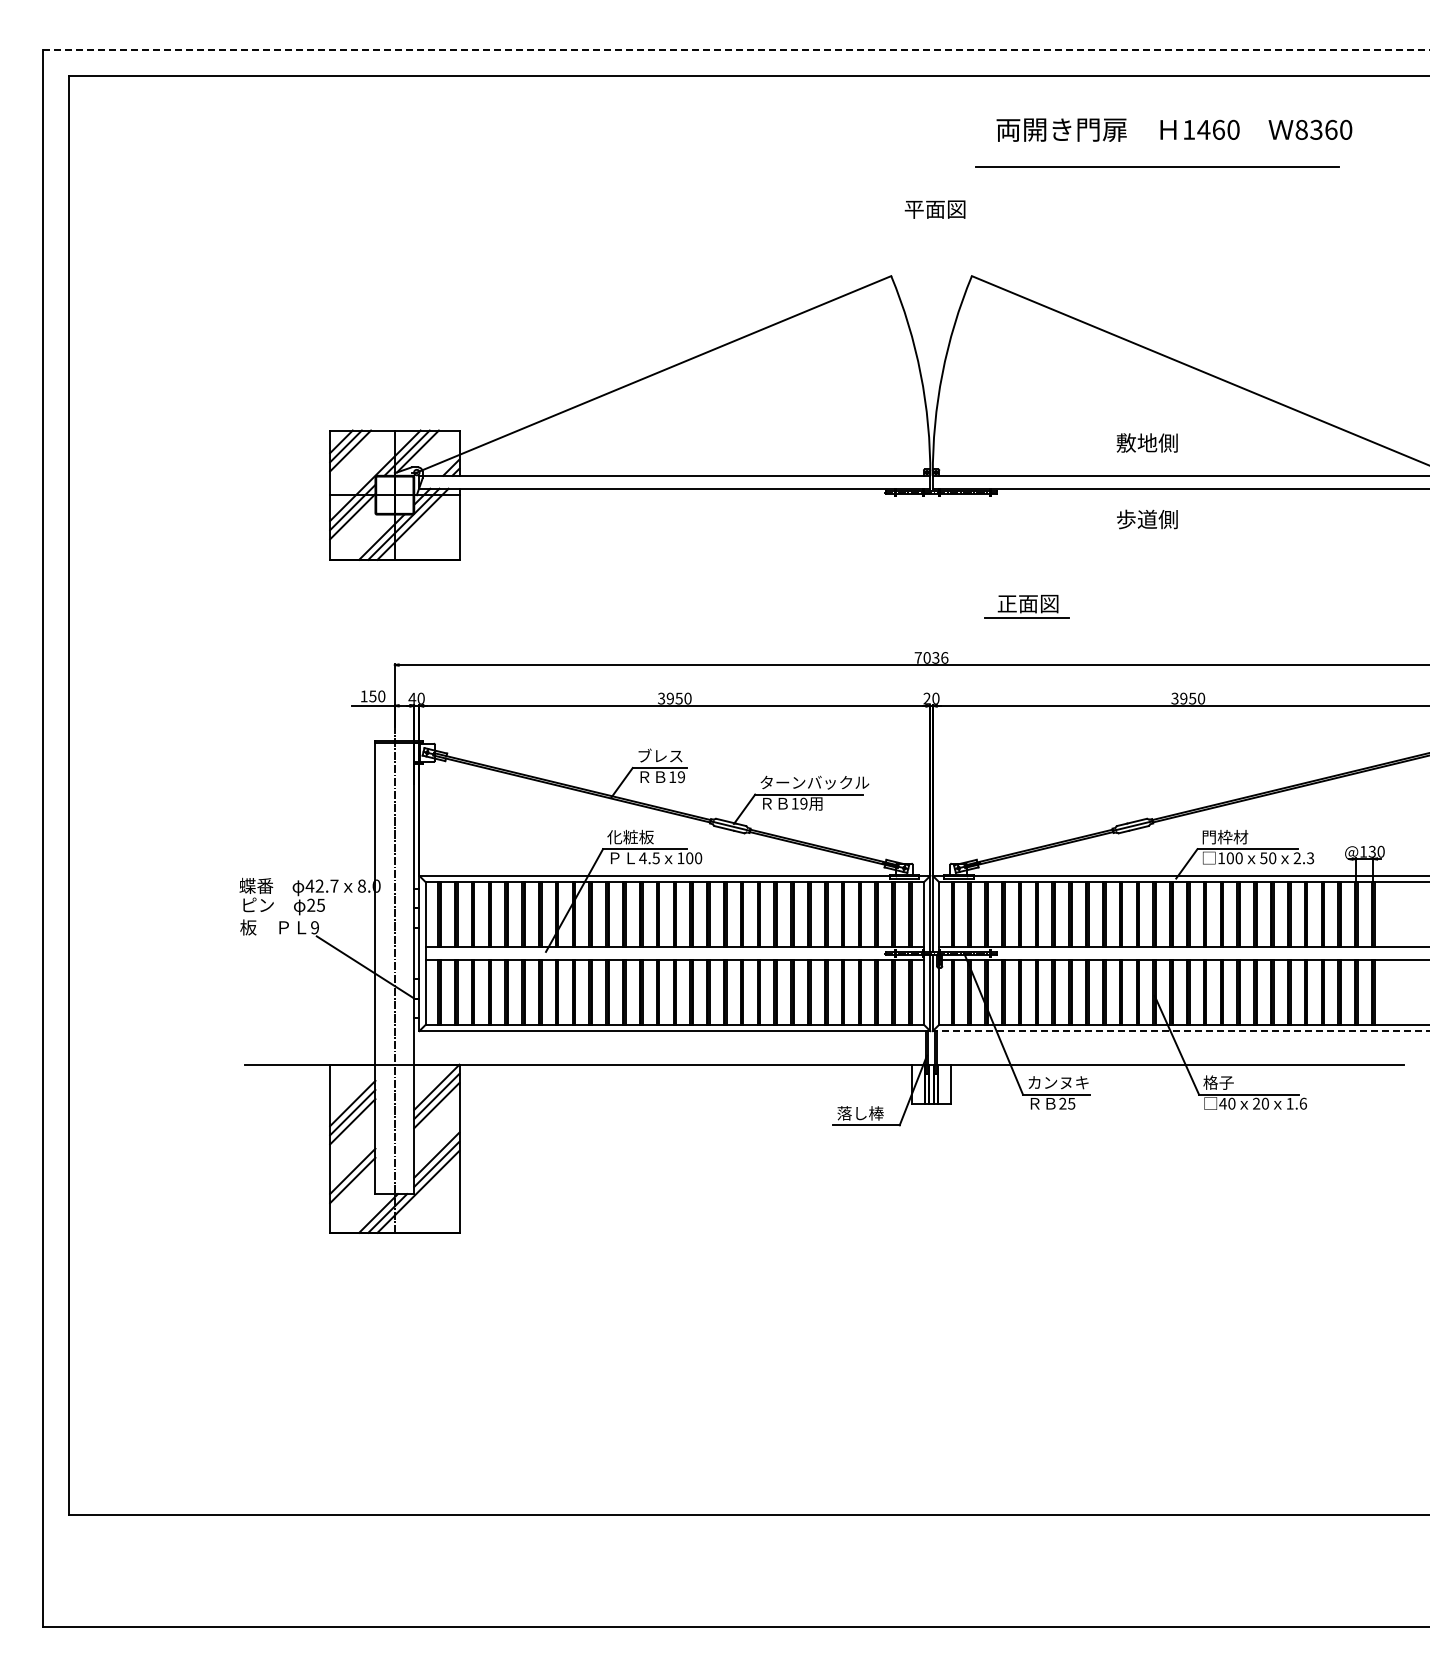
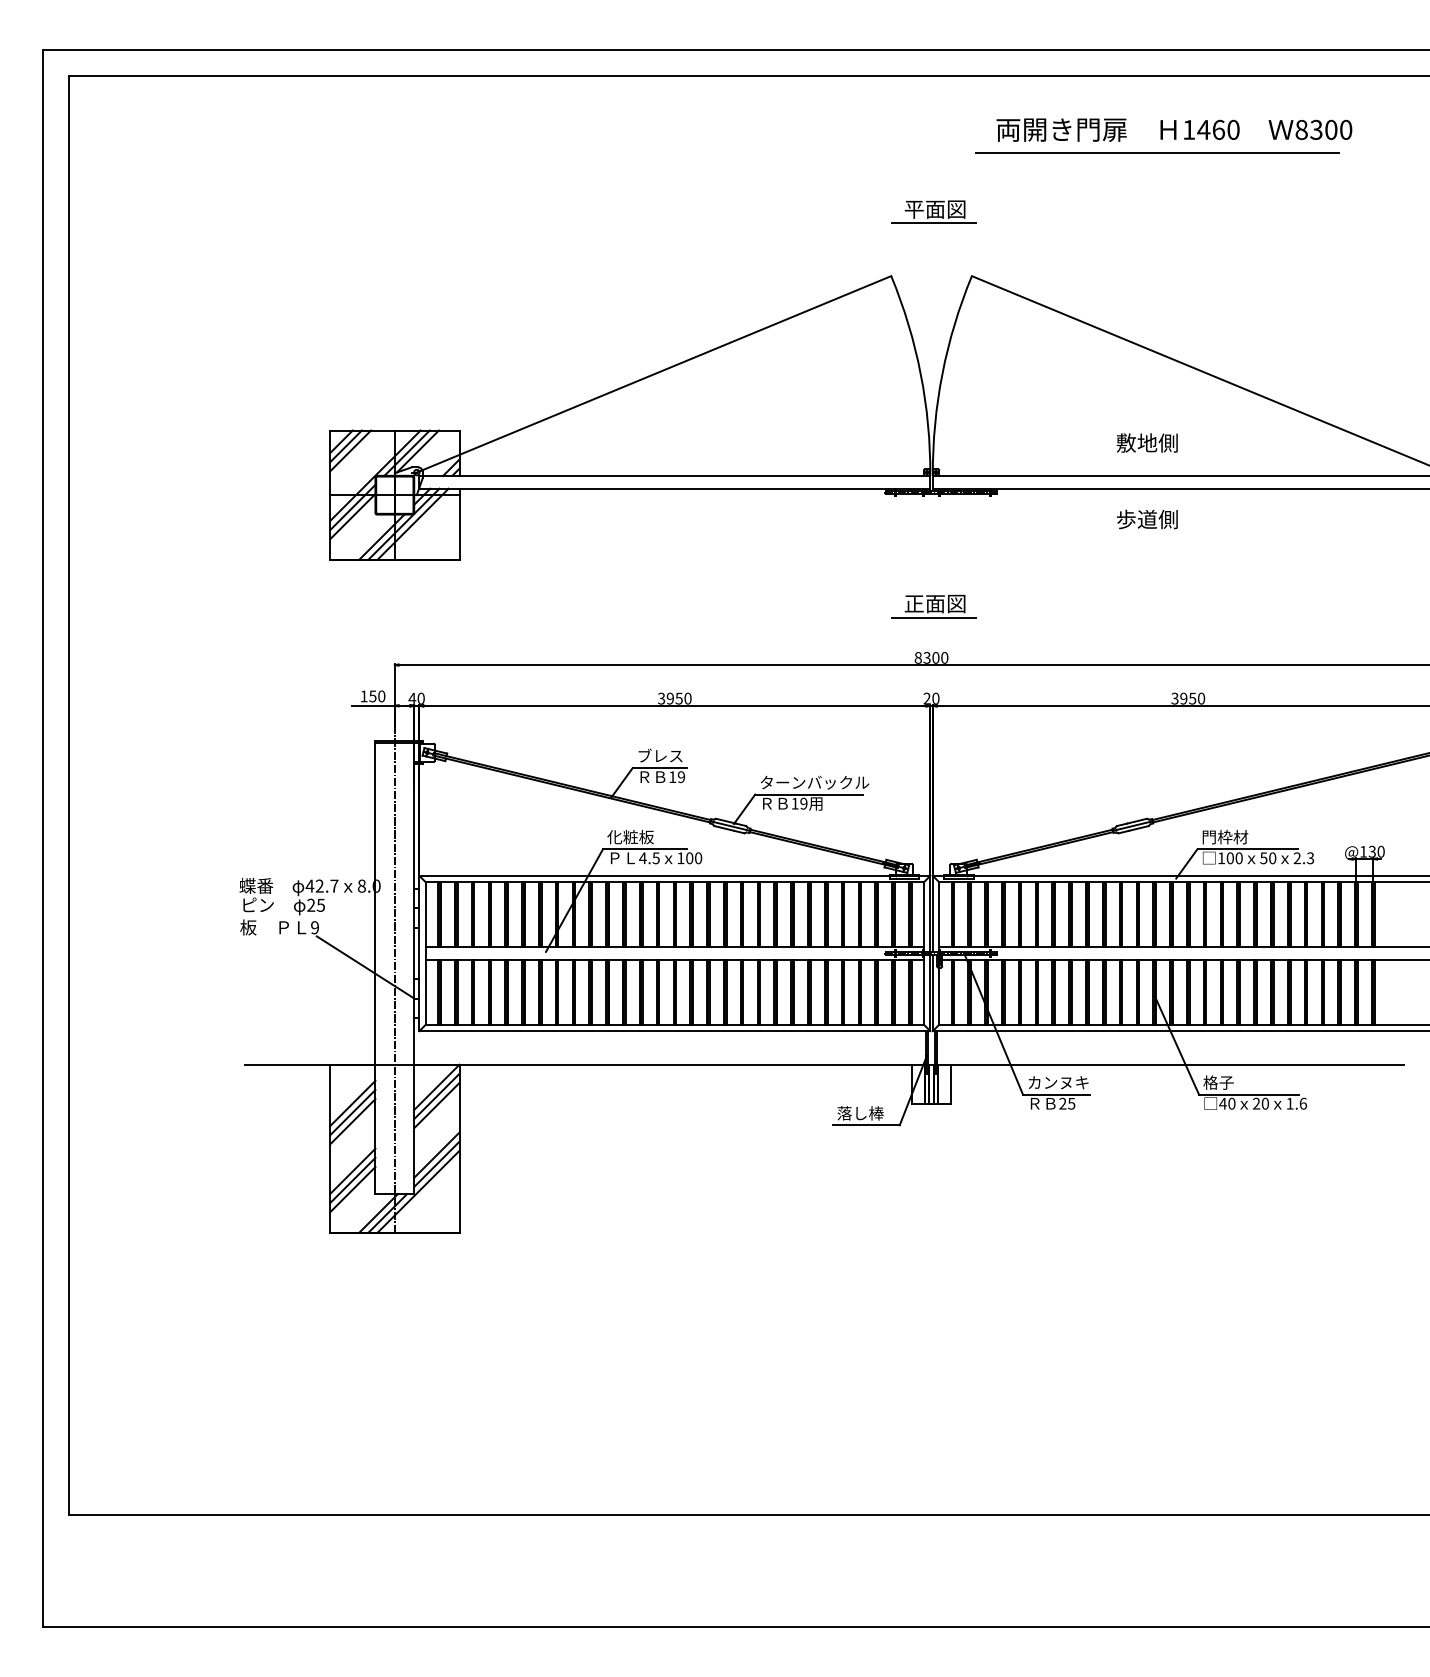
line: dashed -> solid (735, 50)
text: 8360 -> 8300 (1331, 129)
line position: (1157, 166) -> (1157, 152) (1157, 152)
line: none -> present (933, 223)
part position: (1026, 606) -> (933, 606) (933, 606)
text: 7036 -> 8300 (931, 657)
line: dashed -> solid (1180, 1031)
line: none -> present (352, 1189)
